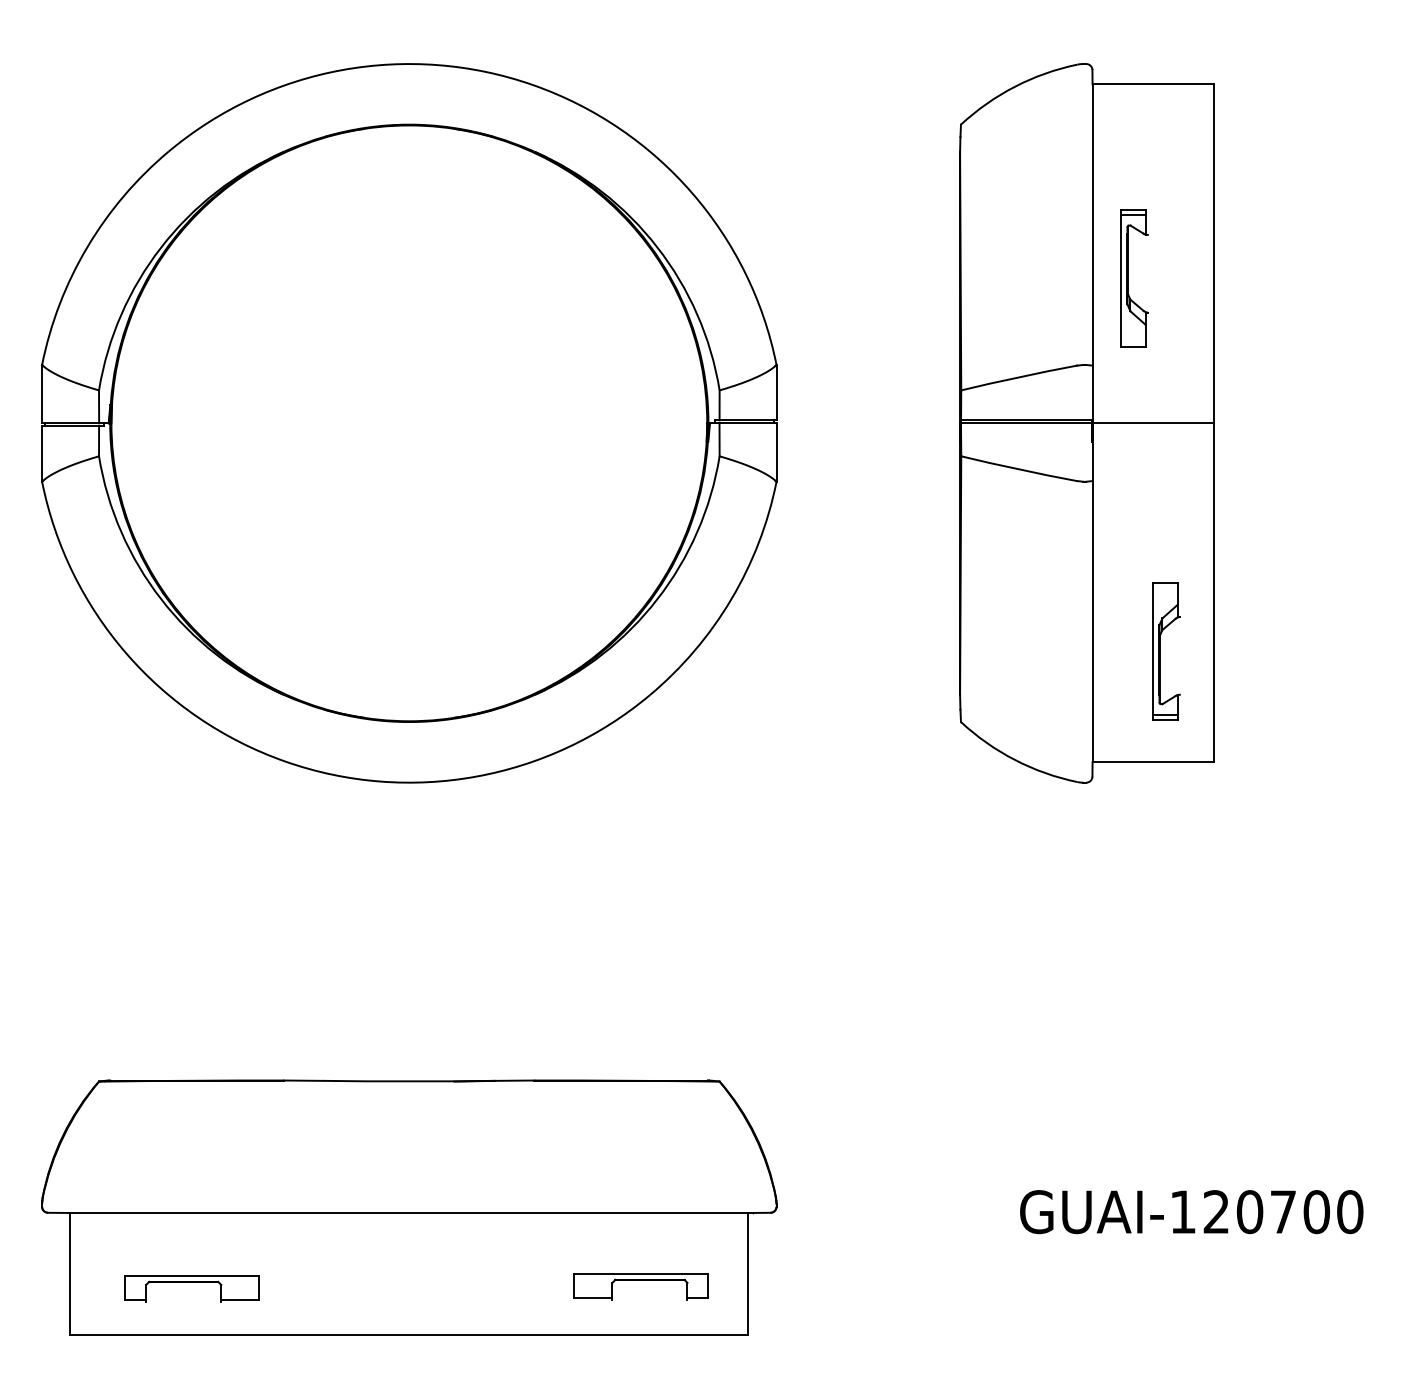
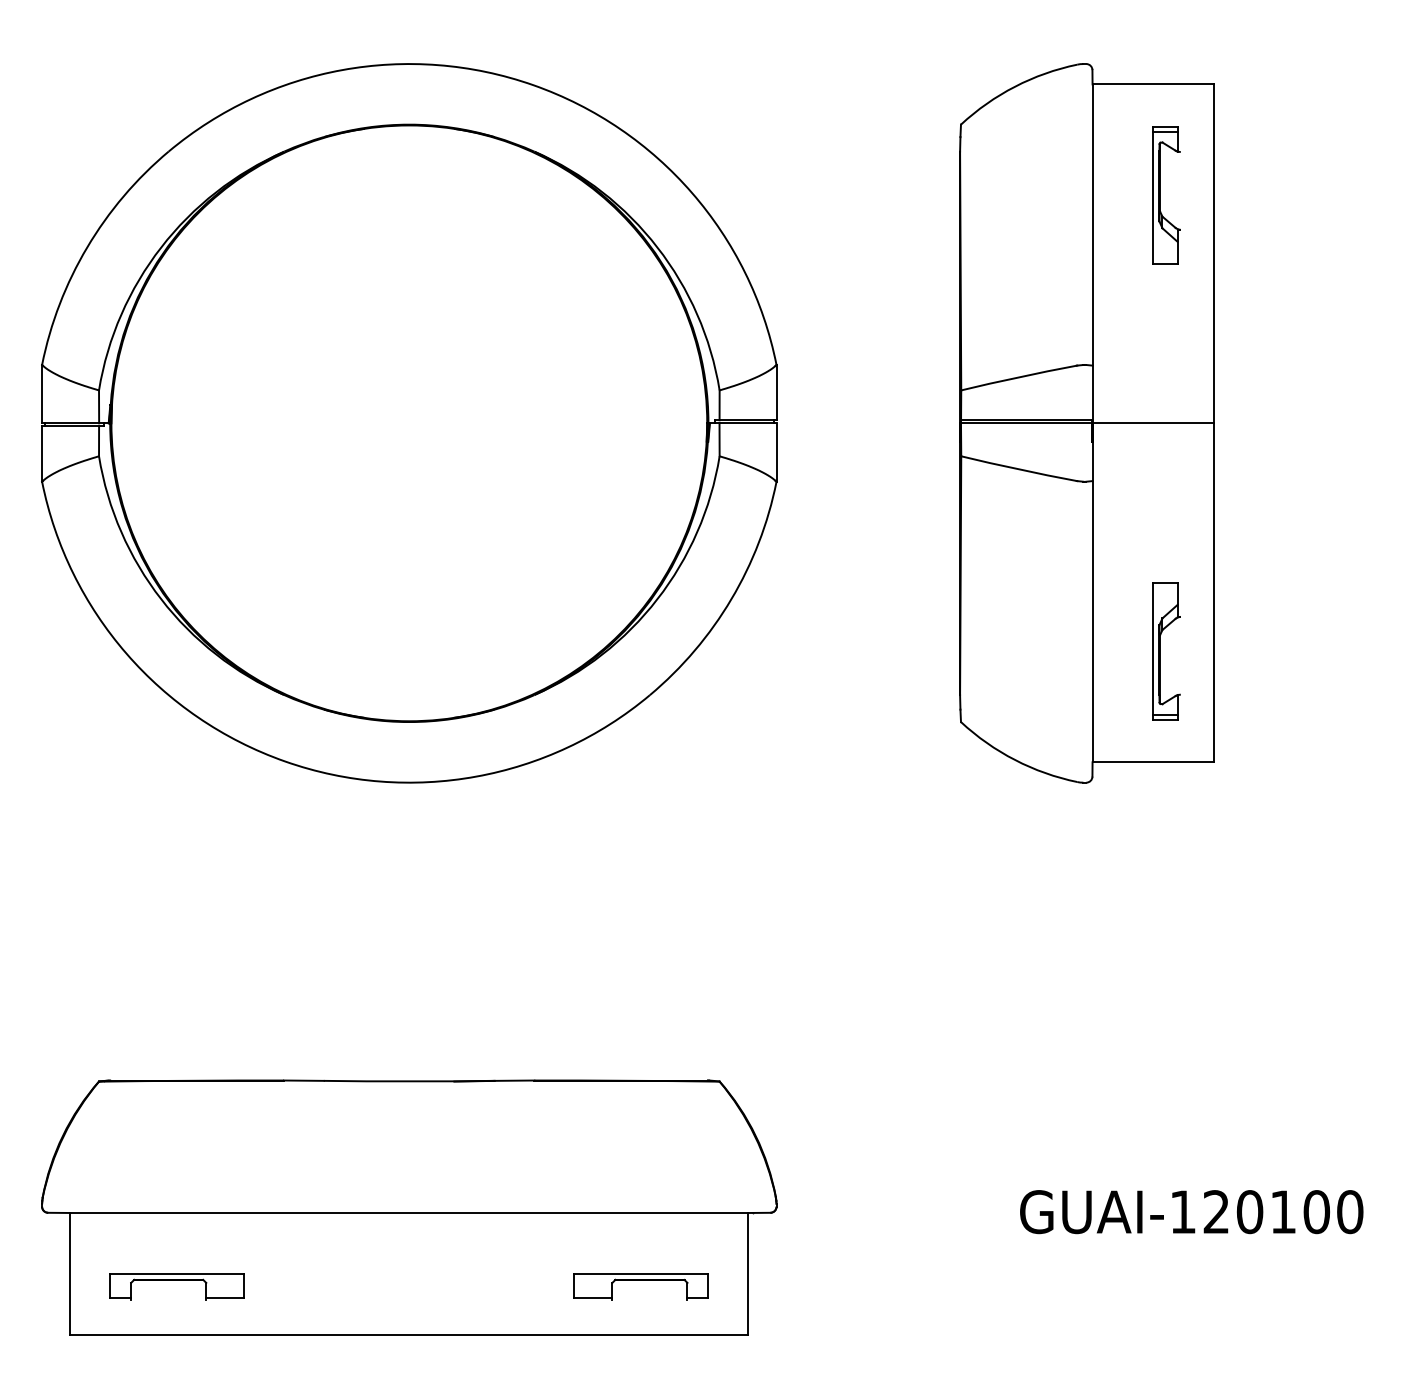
part position: (1134, 278) -> (1166, 195) (1166, 195)
text: GUAI-120700 -> GUAI-120100 (1283, 1211)
part position: (191, 1288) -> (176, 1286) (176, 1286)
